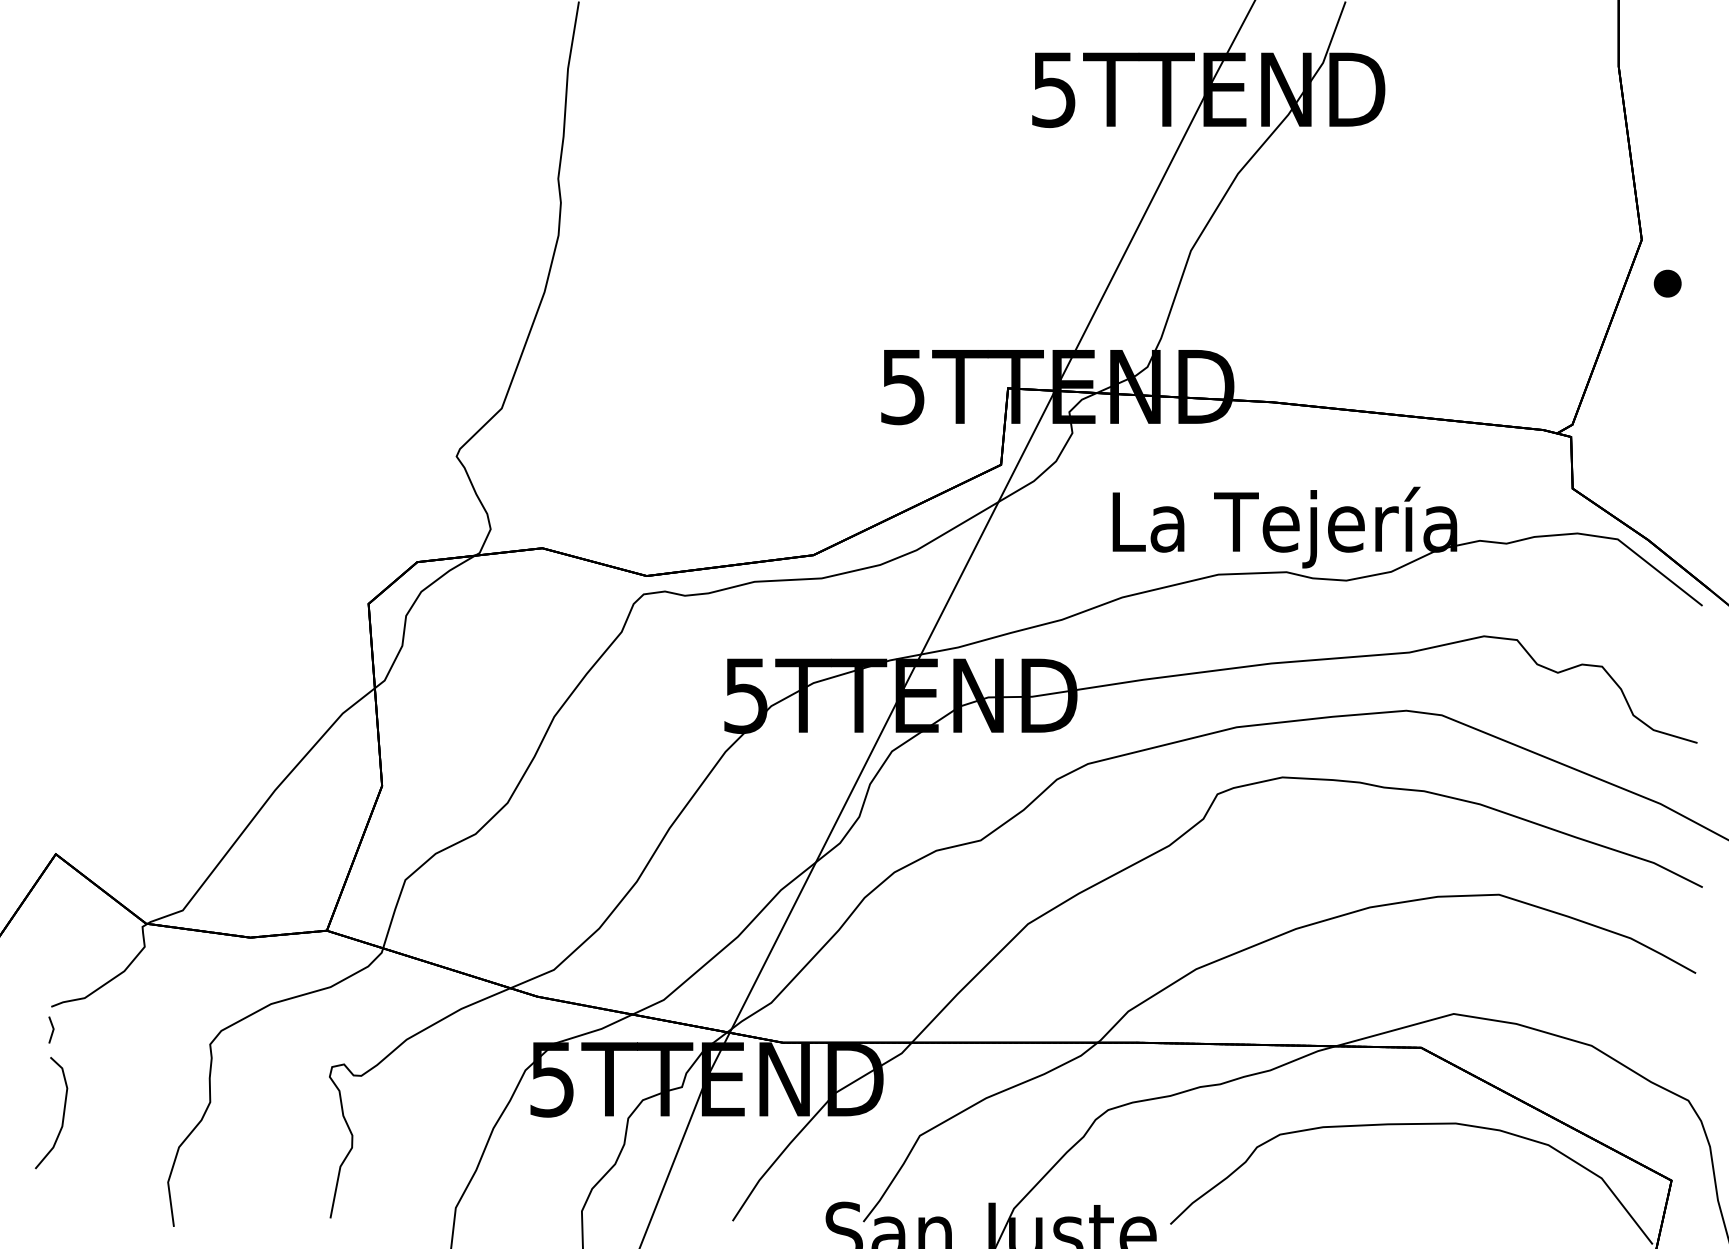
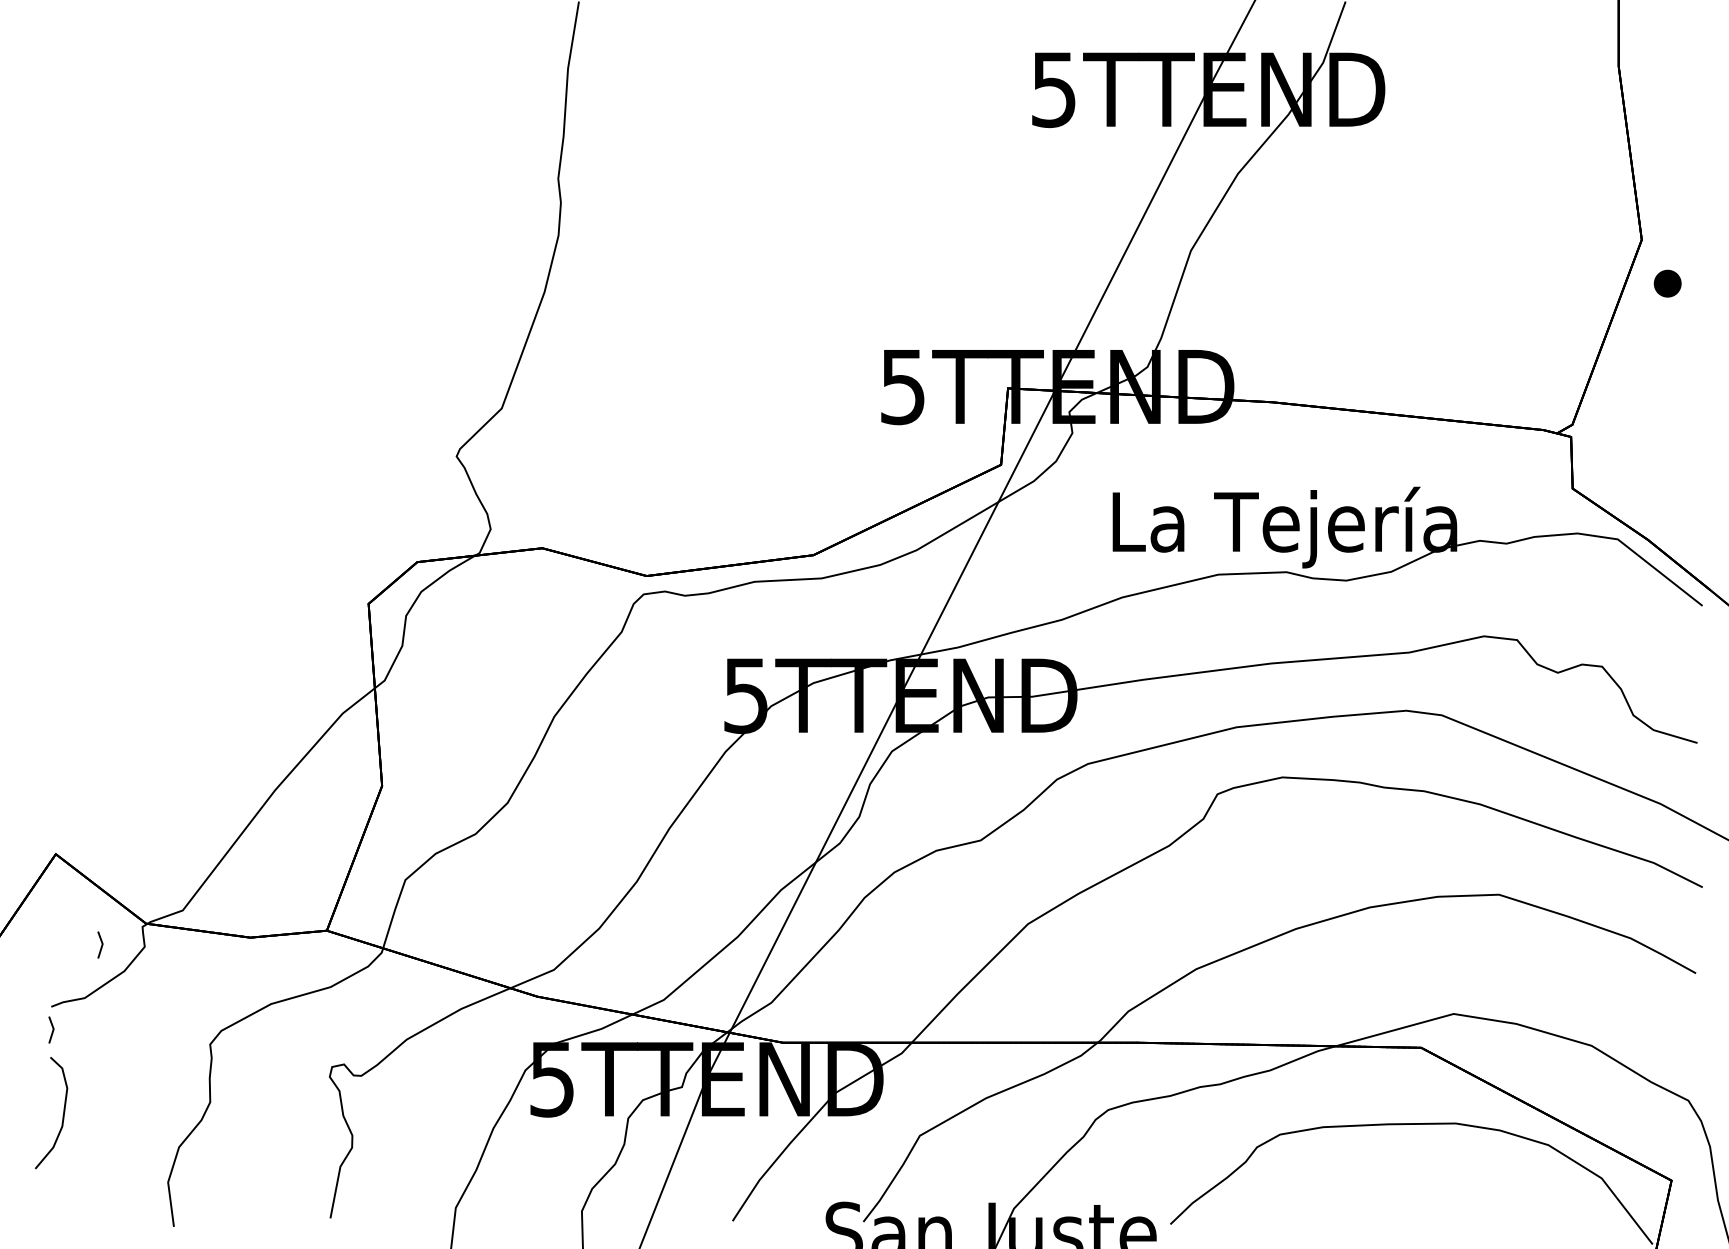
line: none -> present (101, 944)
